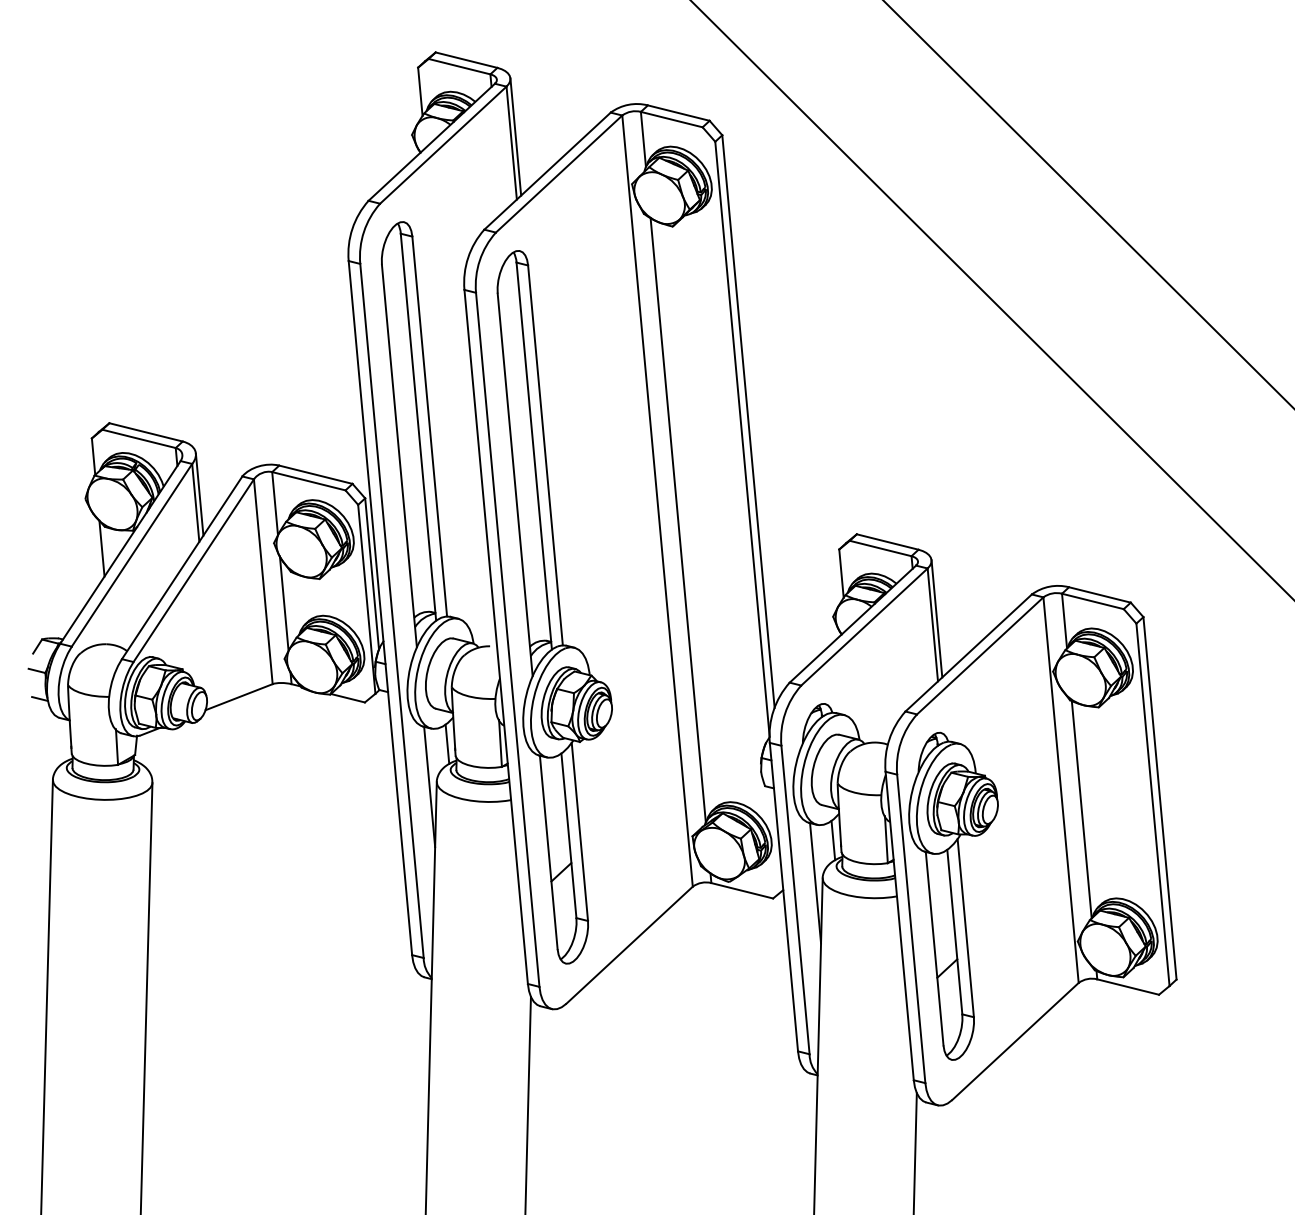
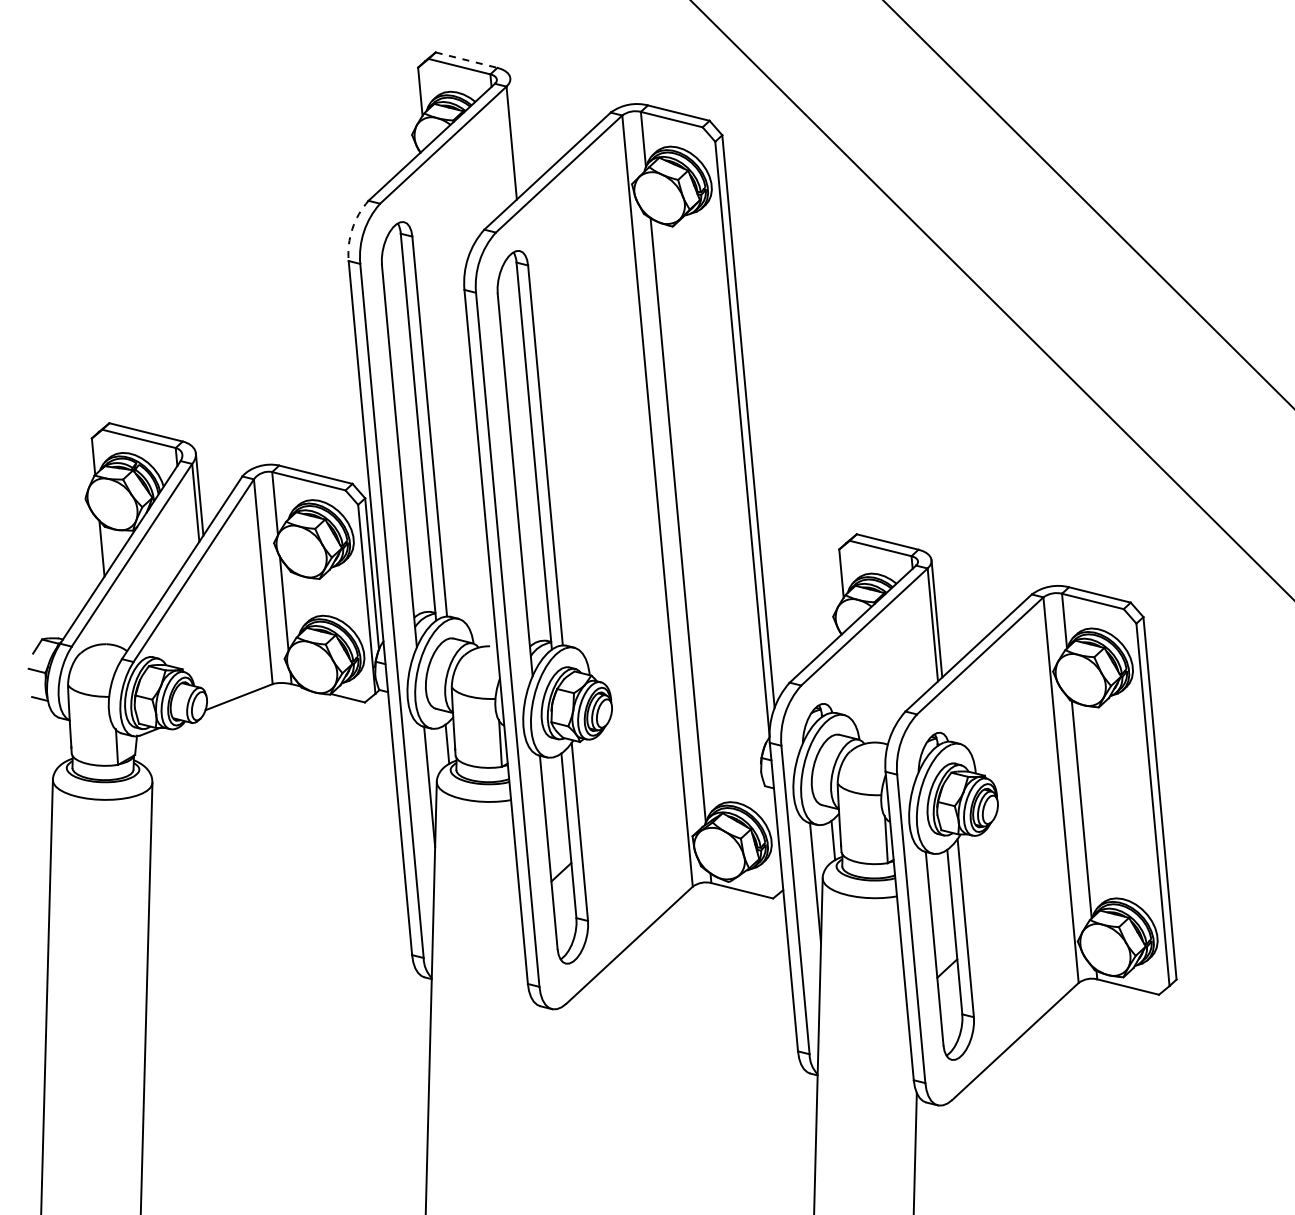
line: solid -> dashed (466, 60)
line: present -> none (515, 136)
arc: solid -> dashed (352, 228)
line: present -> none (527, 1103)
